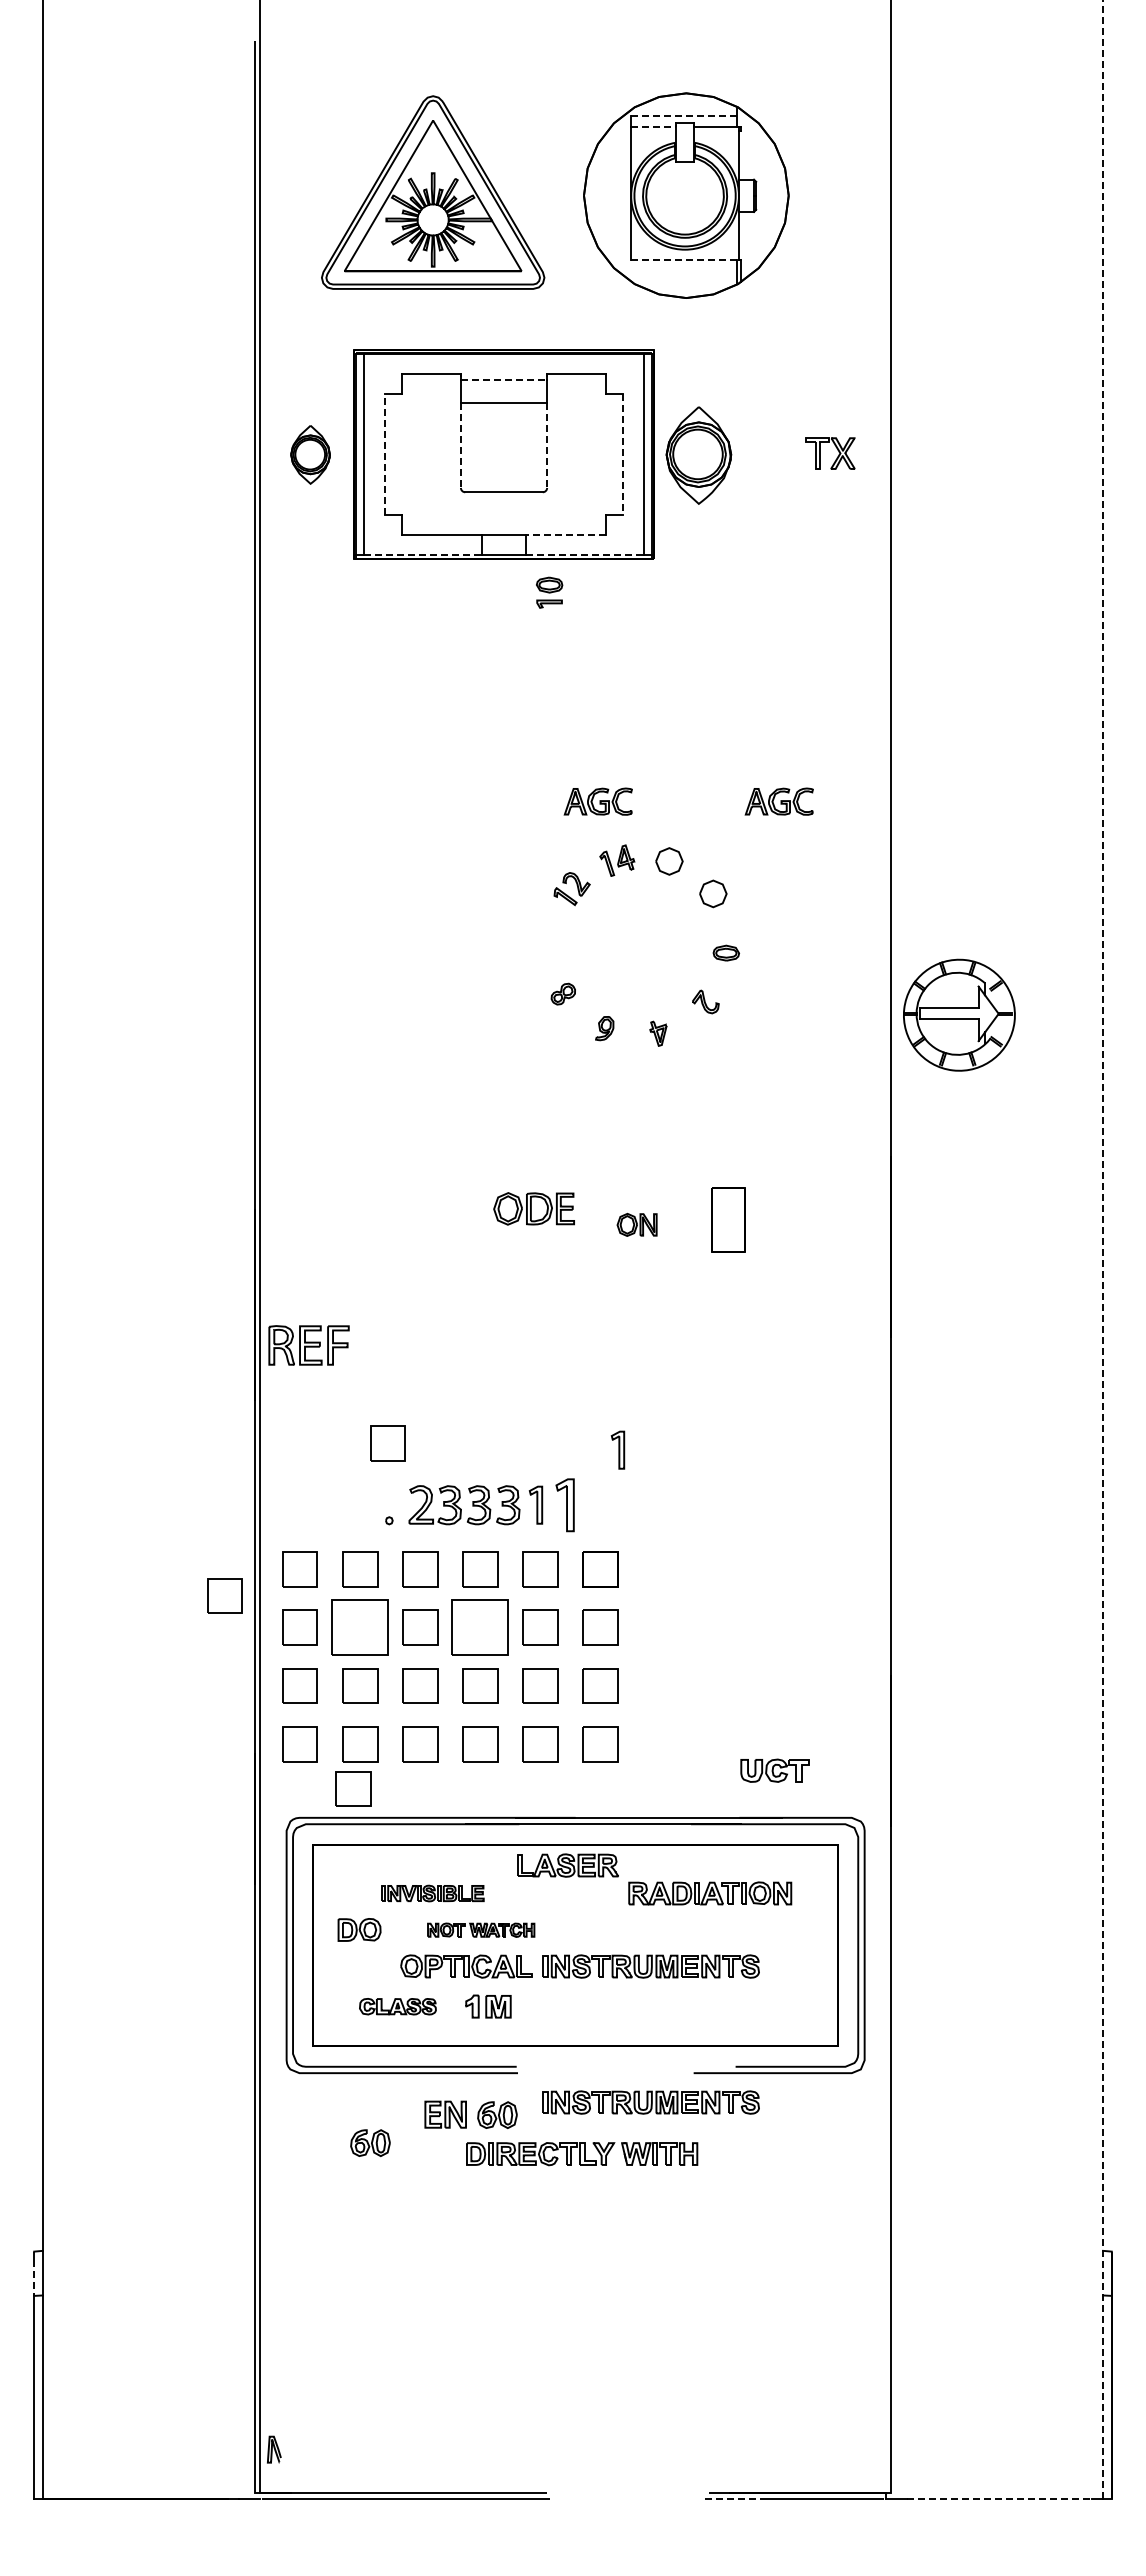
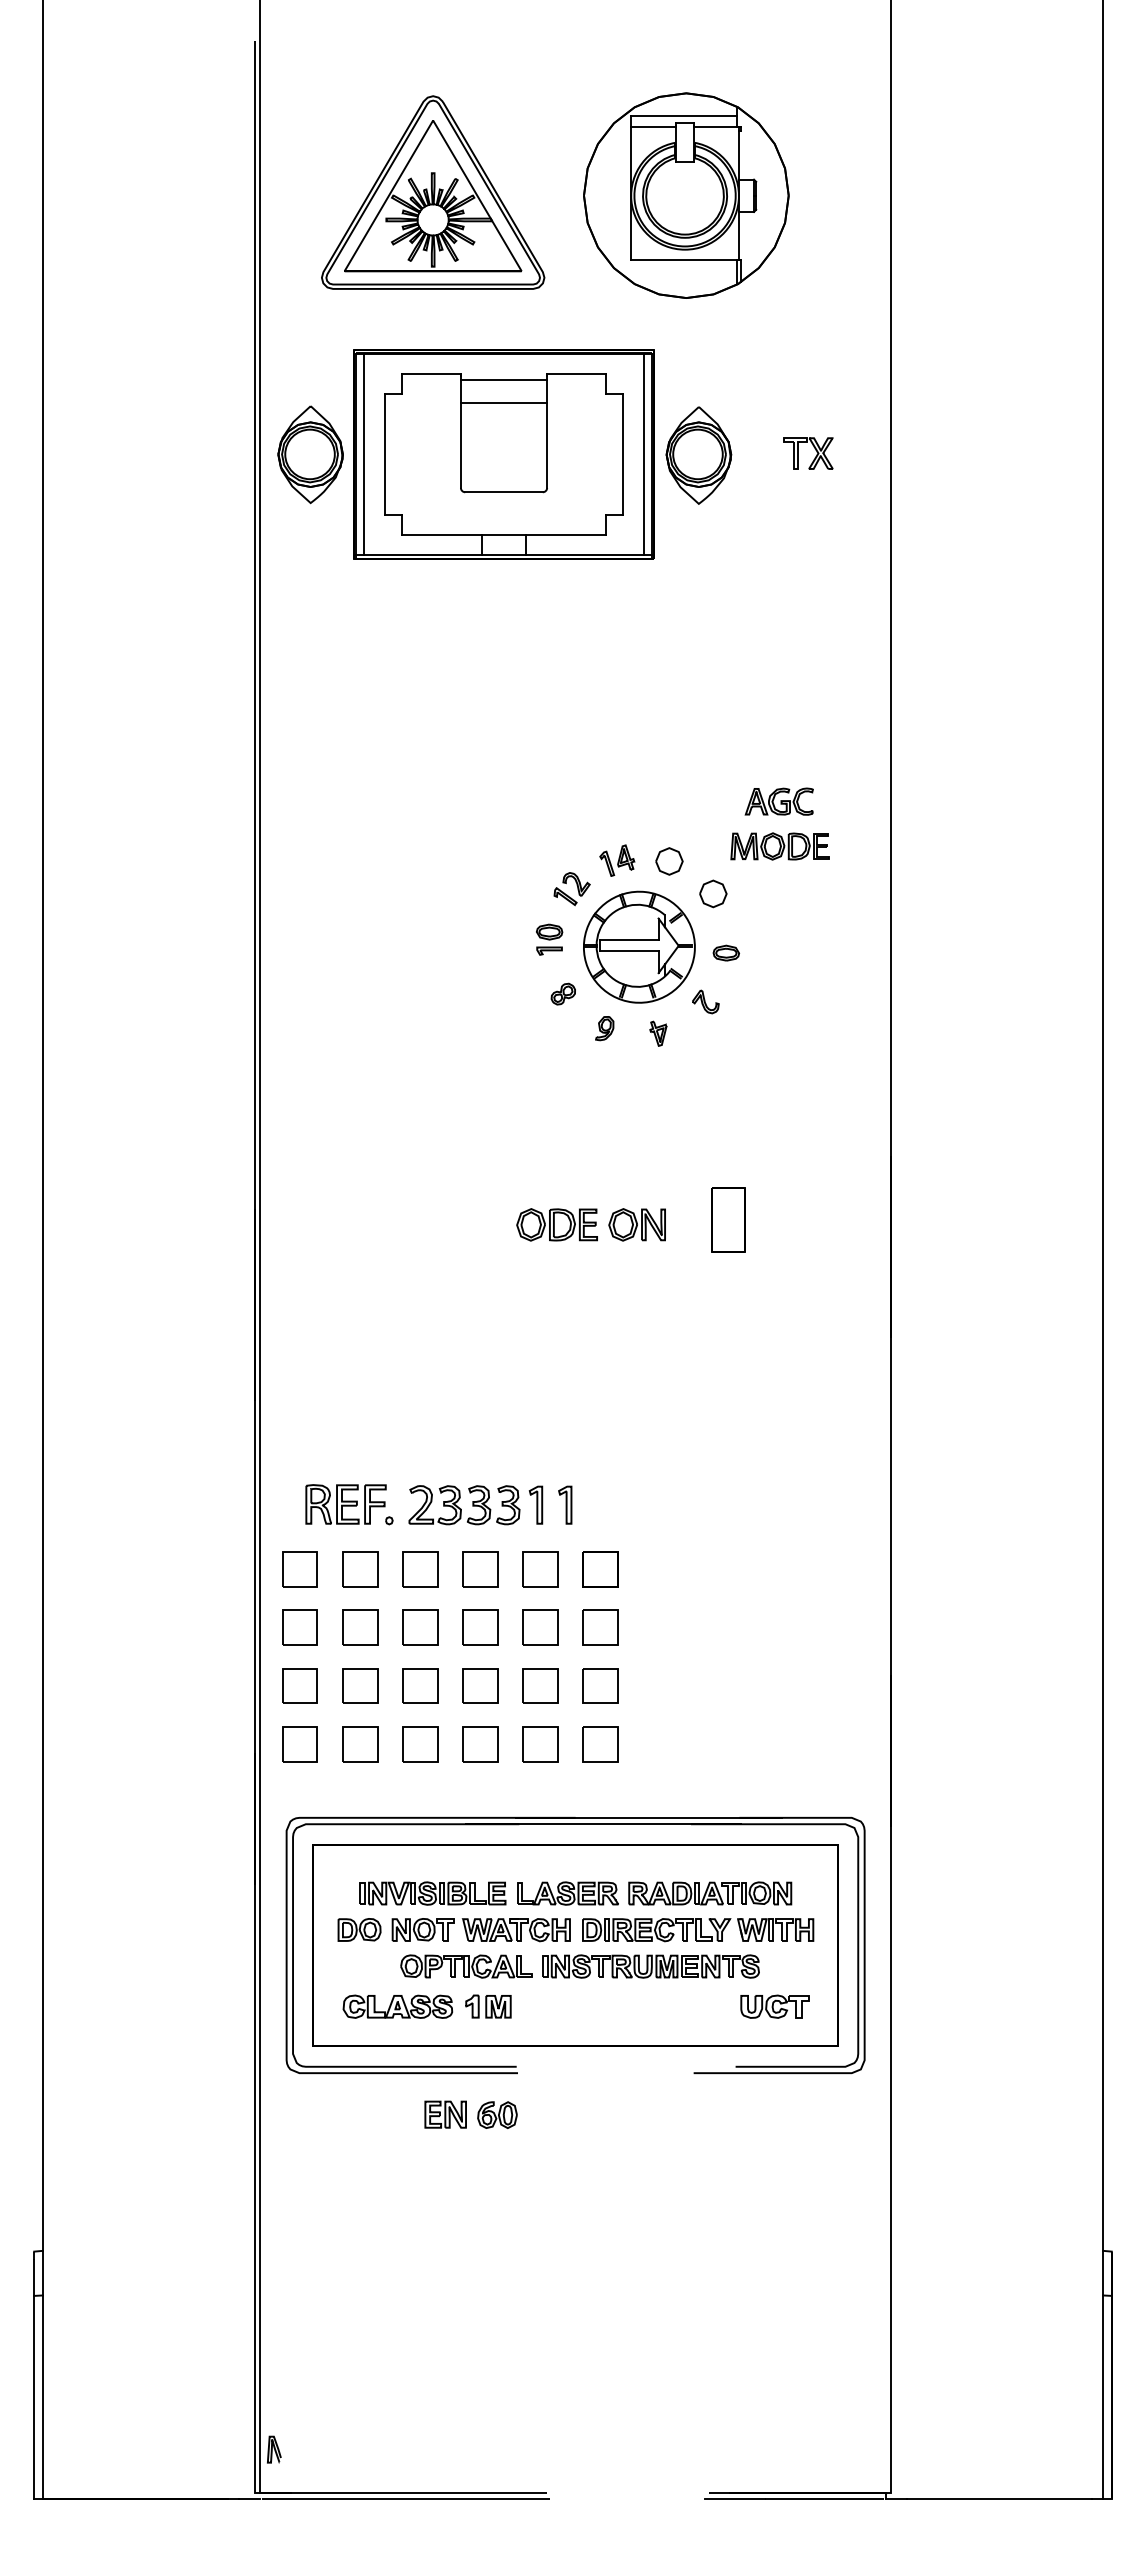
line: dashed -> solid (683, 116)
line: dashed -> solid (654, 126)
line: dashed -> solid (685, 260)
line: dashed -> solid (504, 379)
line: dashed -> solid (460, 445)
line: dashed -> solid (547, 445)
line: dashed -> solid (385, 453)
part size: 41x60 px -> 67x100 px (310, 454)
line: dashed -> solid (622, 454)
part position: (836, 457) -> (814, 457) (814, 457)
line: dashed -> solid (565, 535)
line: dashed -> solid (423, 554)
line: dashed -> solid (584, 554)
part position: (549, 592) -> (549, 939) (549, 939)
part: present -> none (597, 801)
part: none -> present (779, 846)
part position: (959, 1014) -> (639, 946) (639, 946)
part position: (533, 1208) -> (556, 1224) (556, 1224)
part size: 42x25 px -> 58x34 px (636, 1224)
line: dashed -> solid (1103, 1249)
part position: (308, 1345) -> (345, 1504) (345, 1504)
part: present -> none (387, 1443)
part: present -> none (617, 1449)
part size: 20x55 px -> 15x40 px (565, 1504)
part: present -> none (224, 1595)
part size: 58x57 px -> 37x37 px (360, 1627)
part size: 58x57 px -> 37x37 px (480, 1627)
part position: (774, 1770) -> (774, 2006) (774, 2006)
part: present -> none (353, 1788)
part position: (567, 1865) -> (567, 1893) (567, 1893)
part size: 104x19 px -> 148x25 px (432, 1893)
part size: 109x16 px -> 180x25 px (480, 1930)
part size: 78x18 px -> 112x25 px (397, 2006)
part: present -> none (650, 2102)
part: present -> none (370, 2142)
part position: (582, 2154) -> (698, 1930) (698, 1930)
line: dashed -> solid (34, 2278)
line: dashed -> solid (735, 2498)
line: dashed -> solid (999, 2498)
